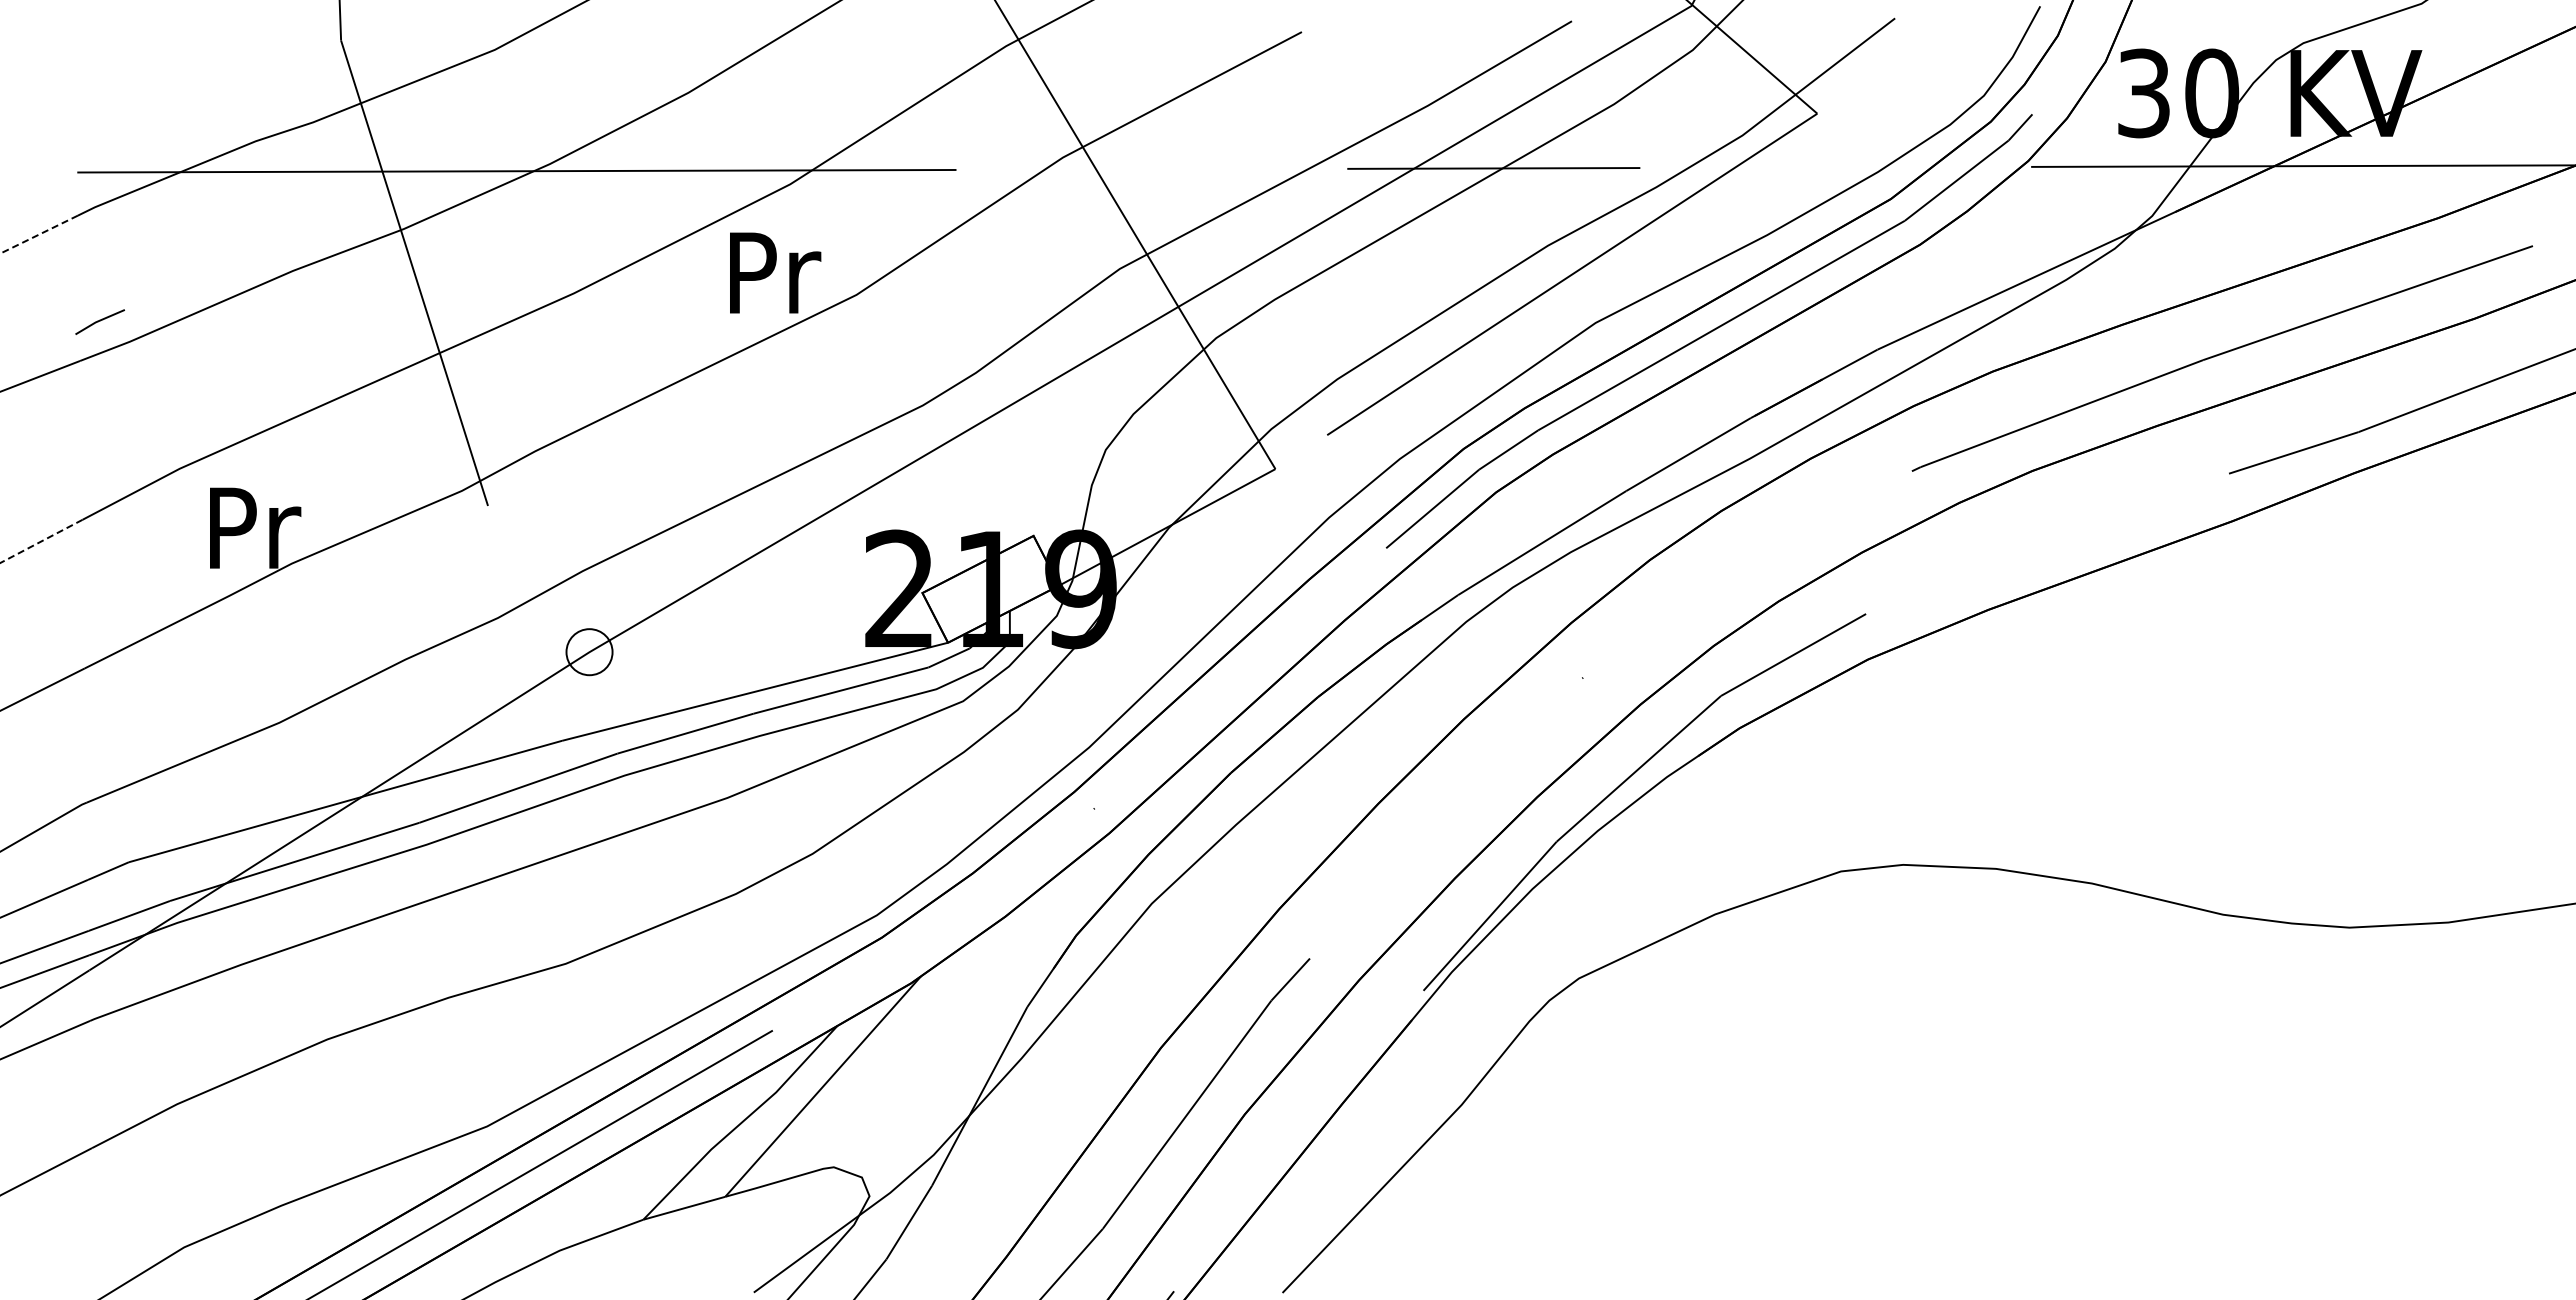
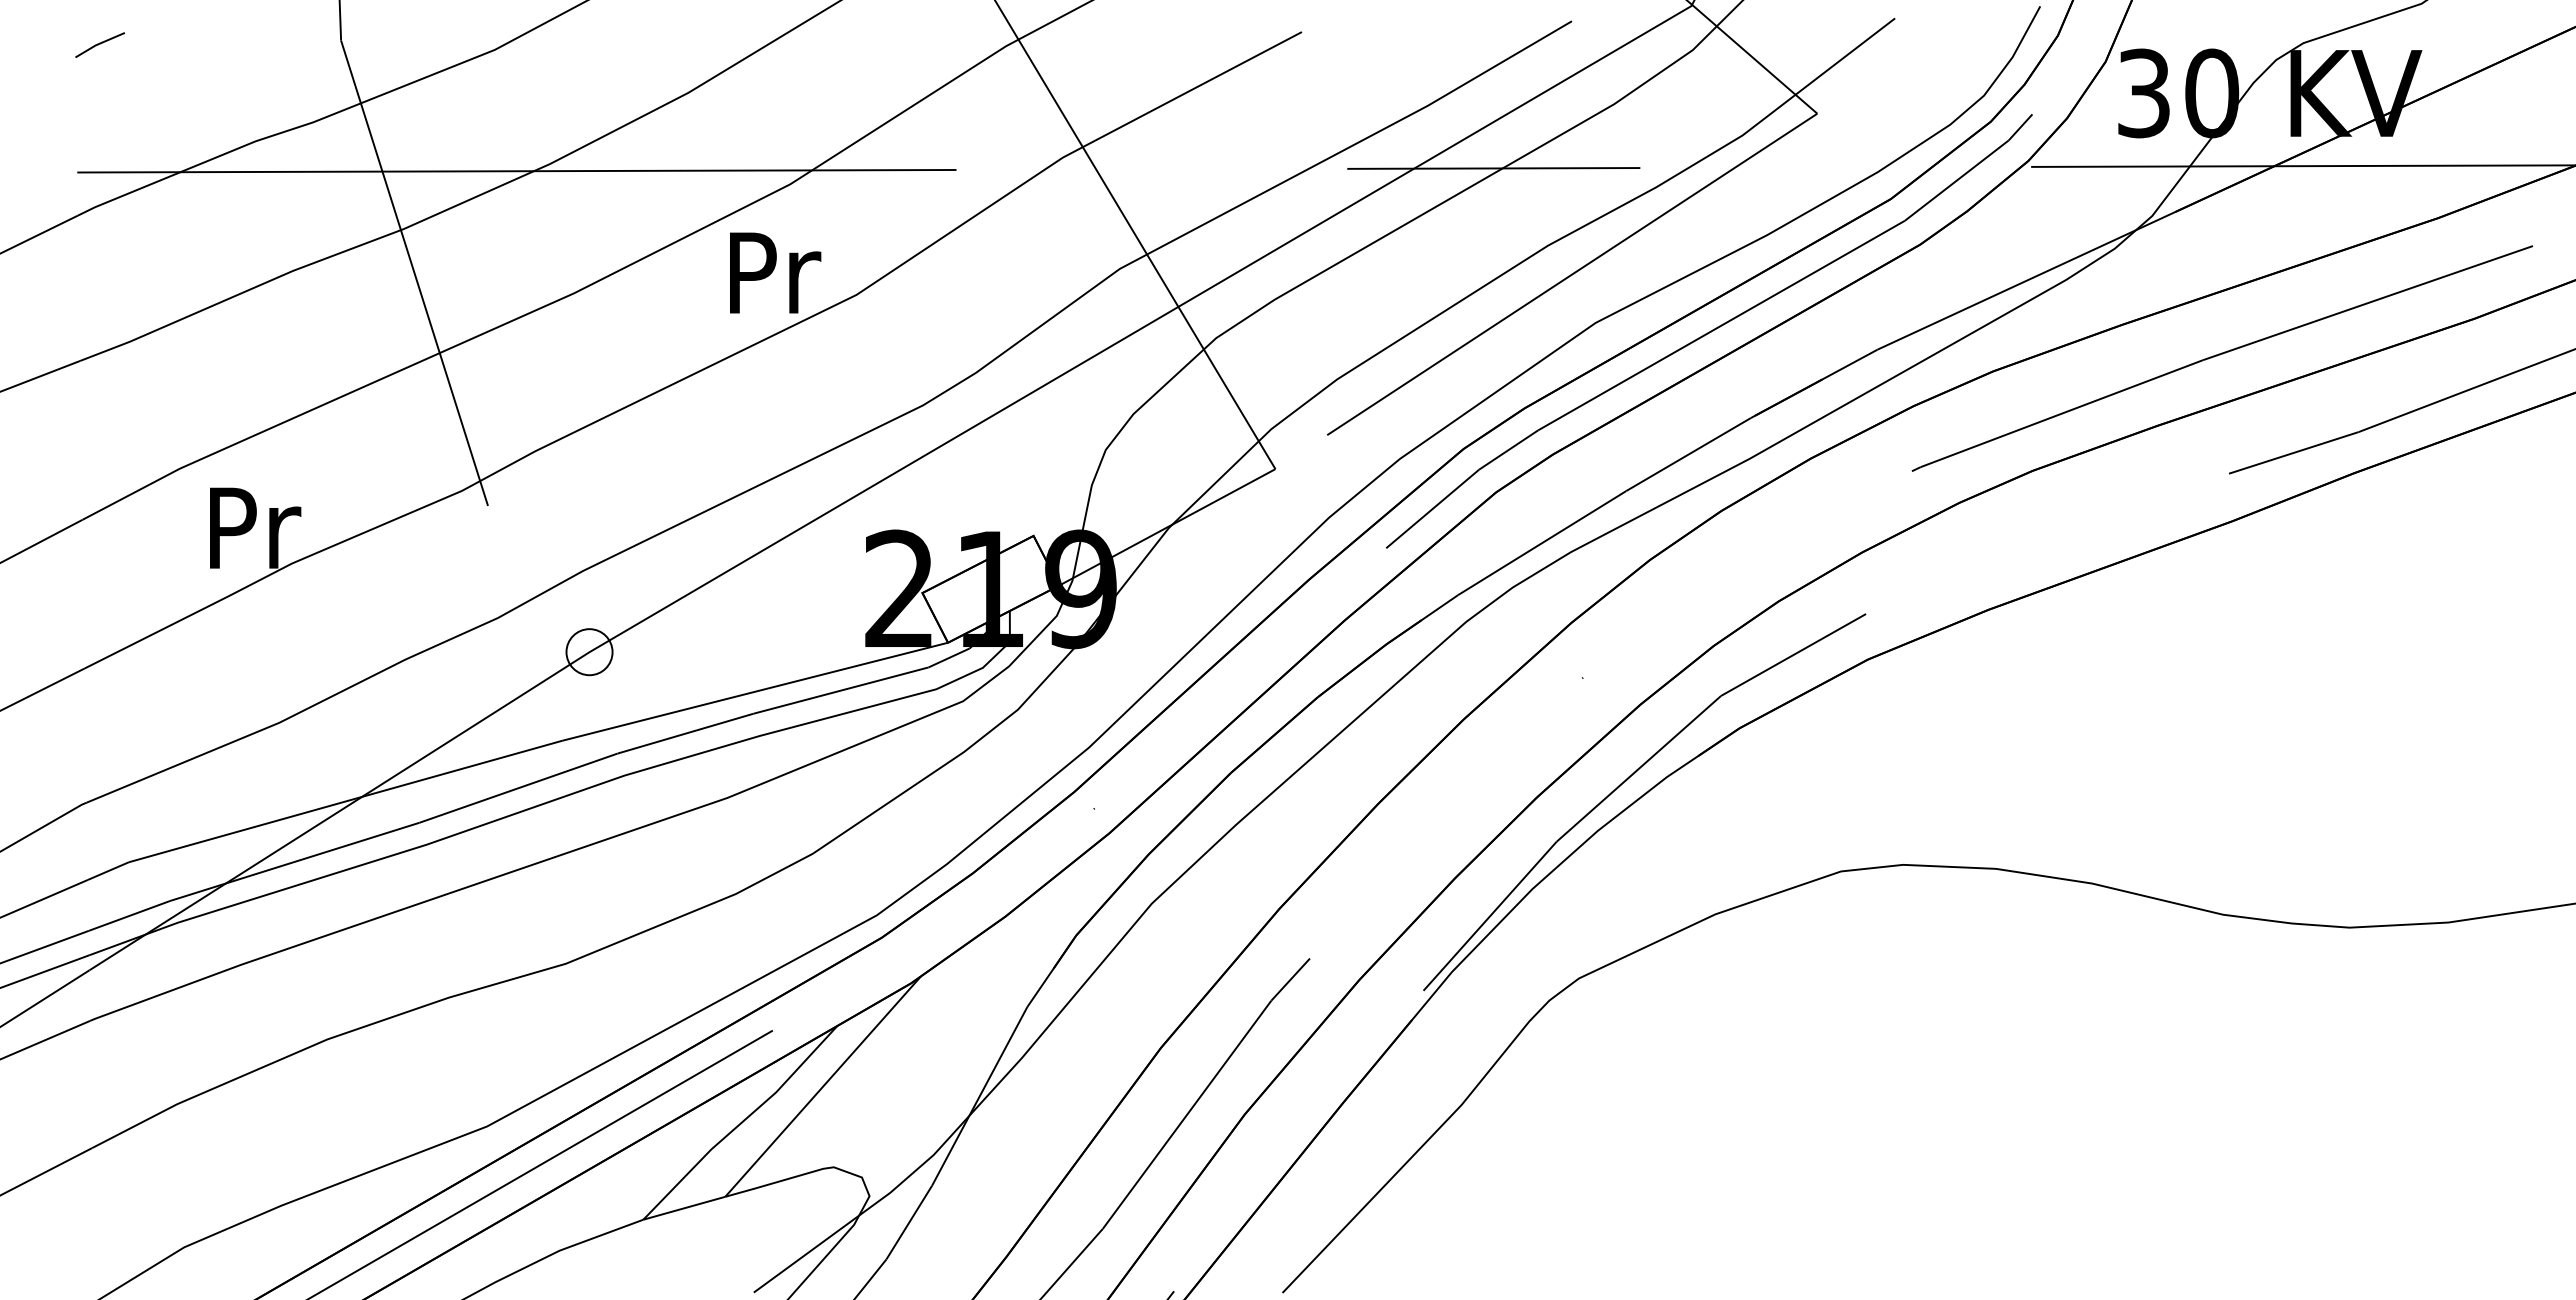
line: dashed -> solid (38, 234)
line position: (99, 321) -> (99, 44) (99, 44)
line: dashed -> solid (40, 541)
